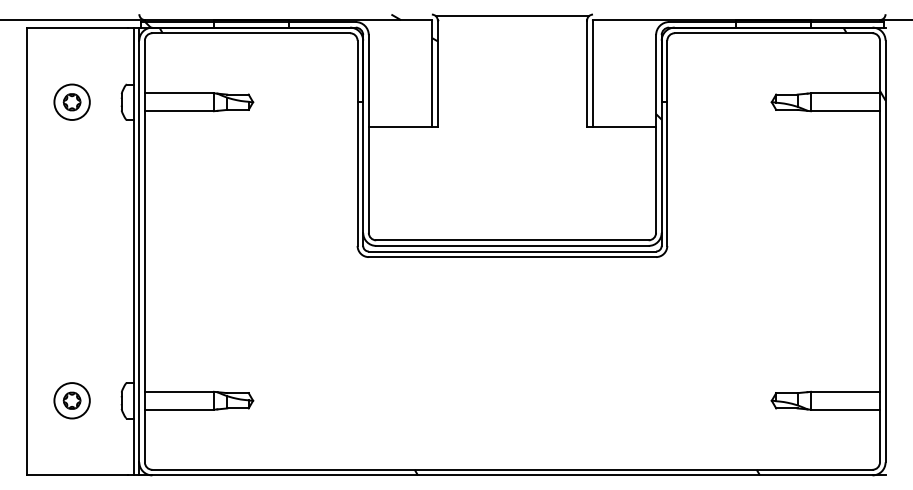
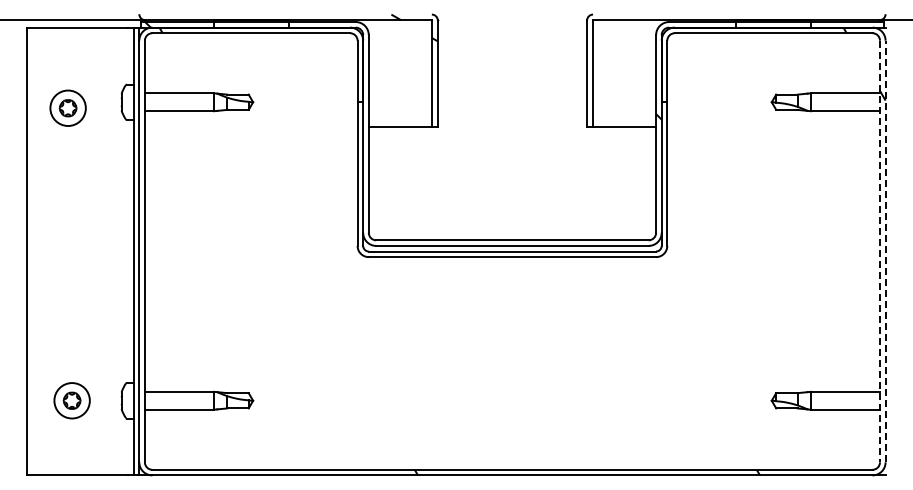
line: present -> none (512, 16)
part position: (71, 101) -> (67, 107) (67, 107)
line: solid -> dashed (879, 251)
line: solid -> dashed (885, 251)
